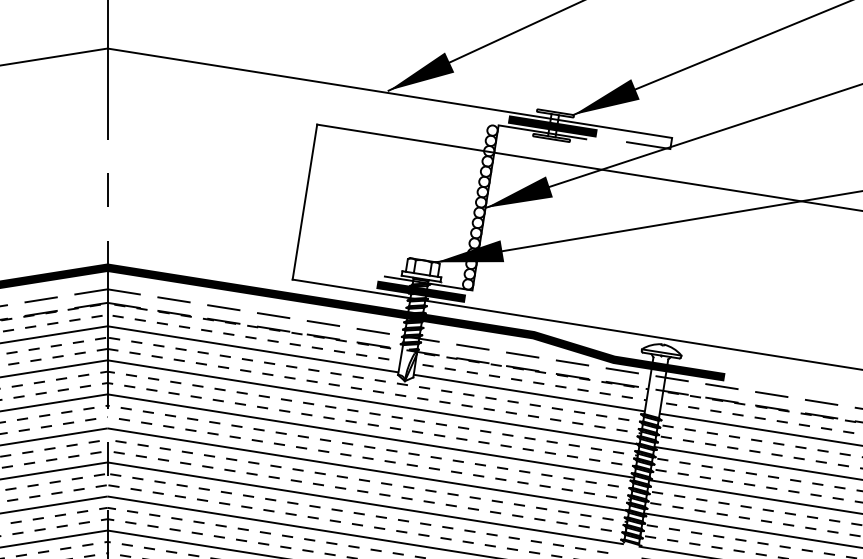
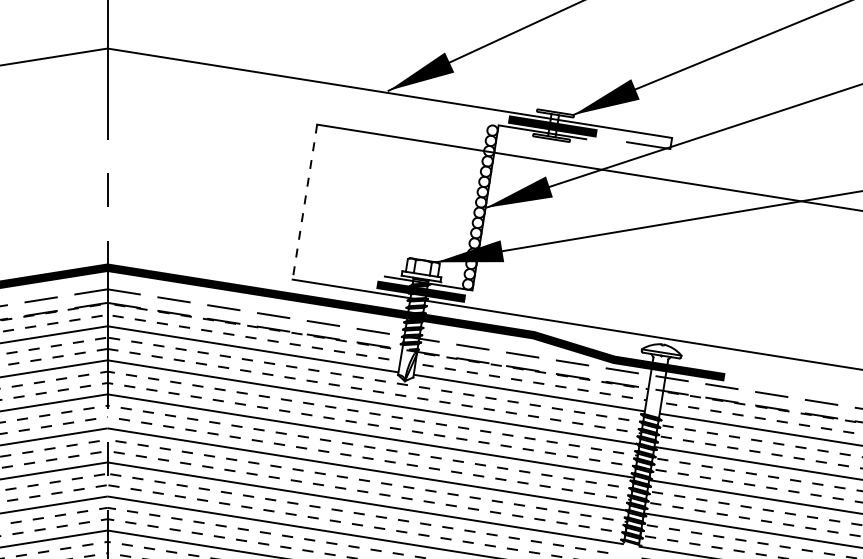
line: solid -> dashed (304, 202)
